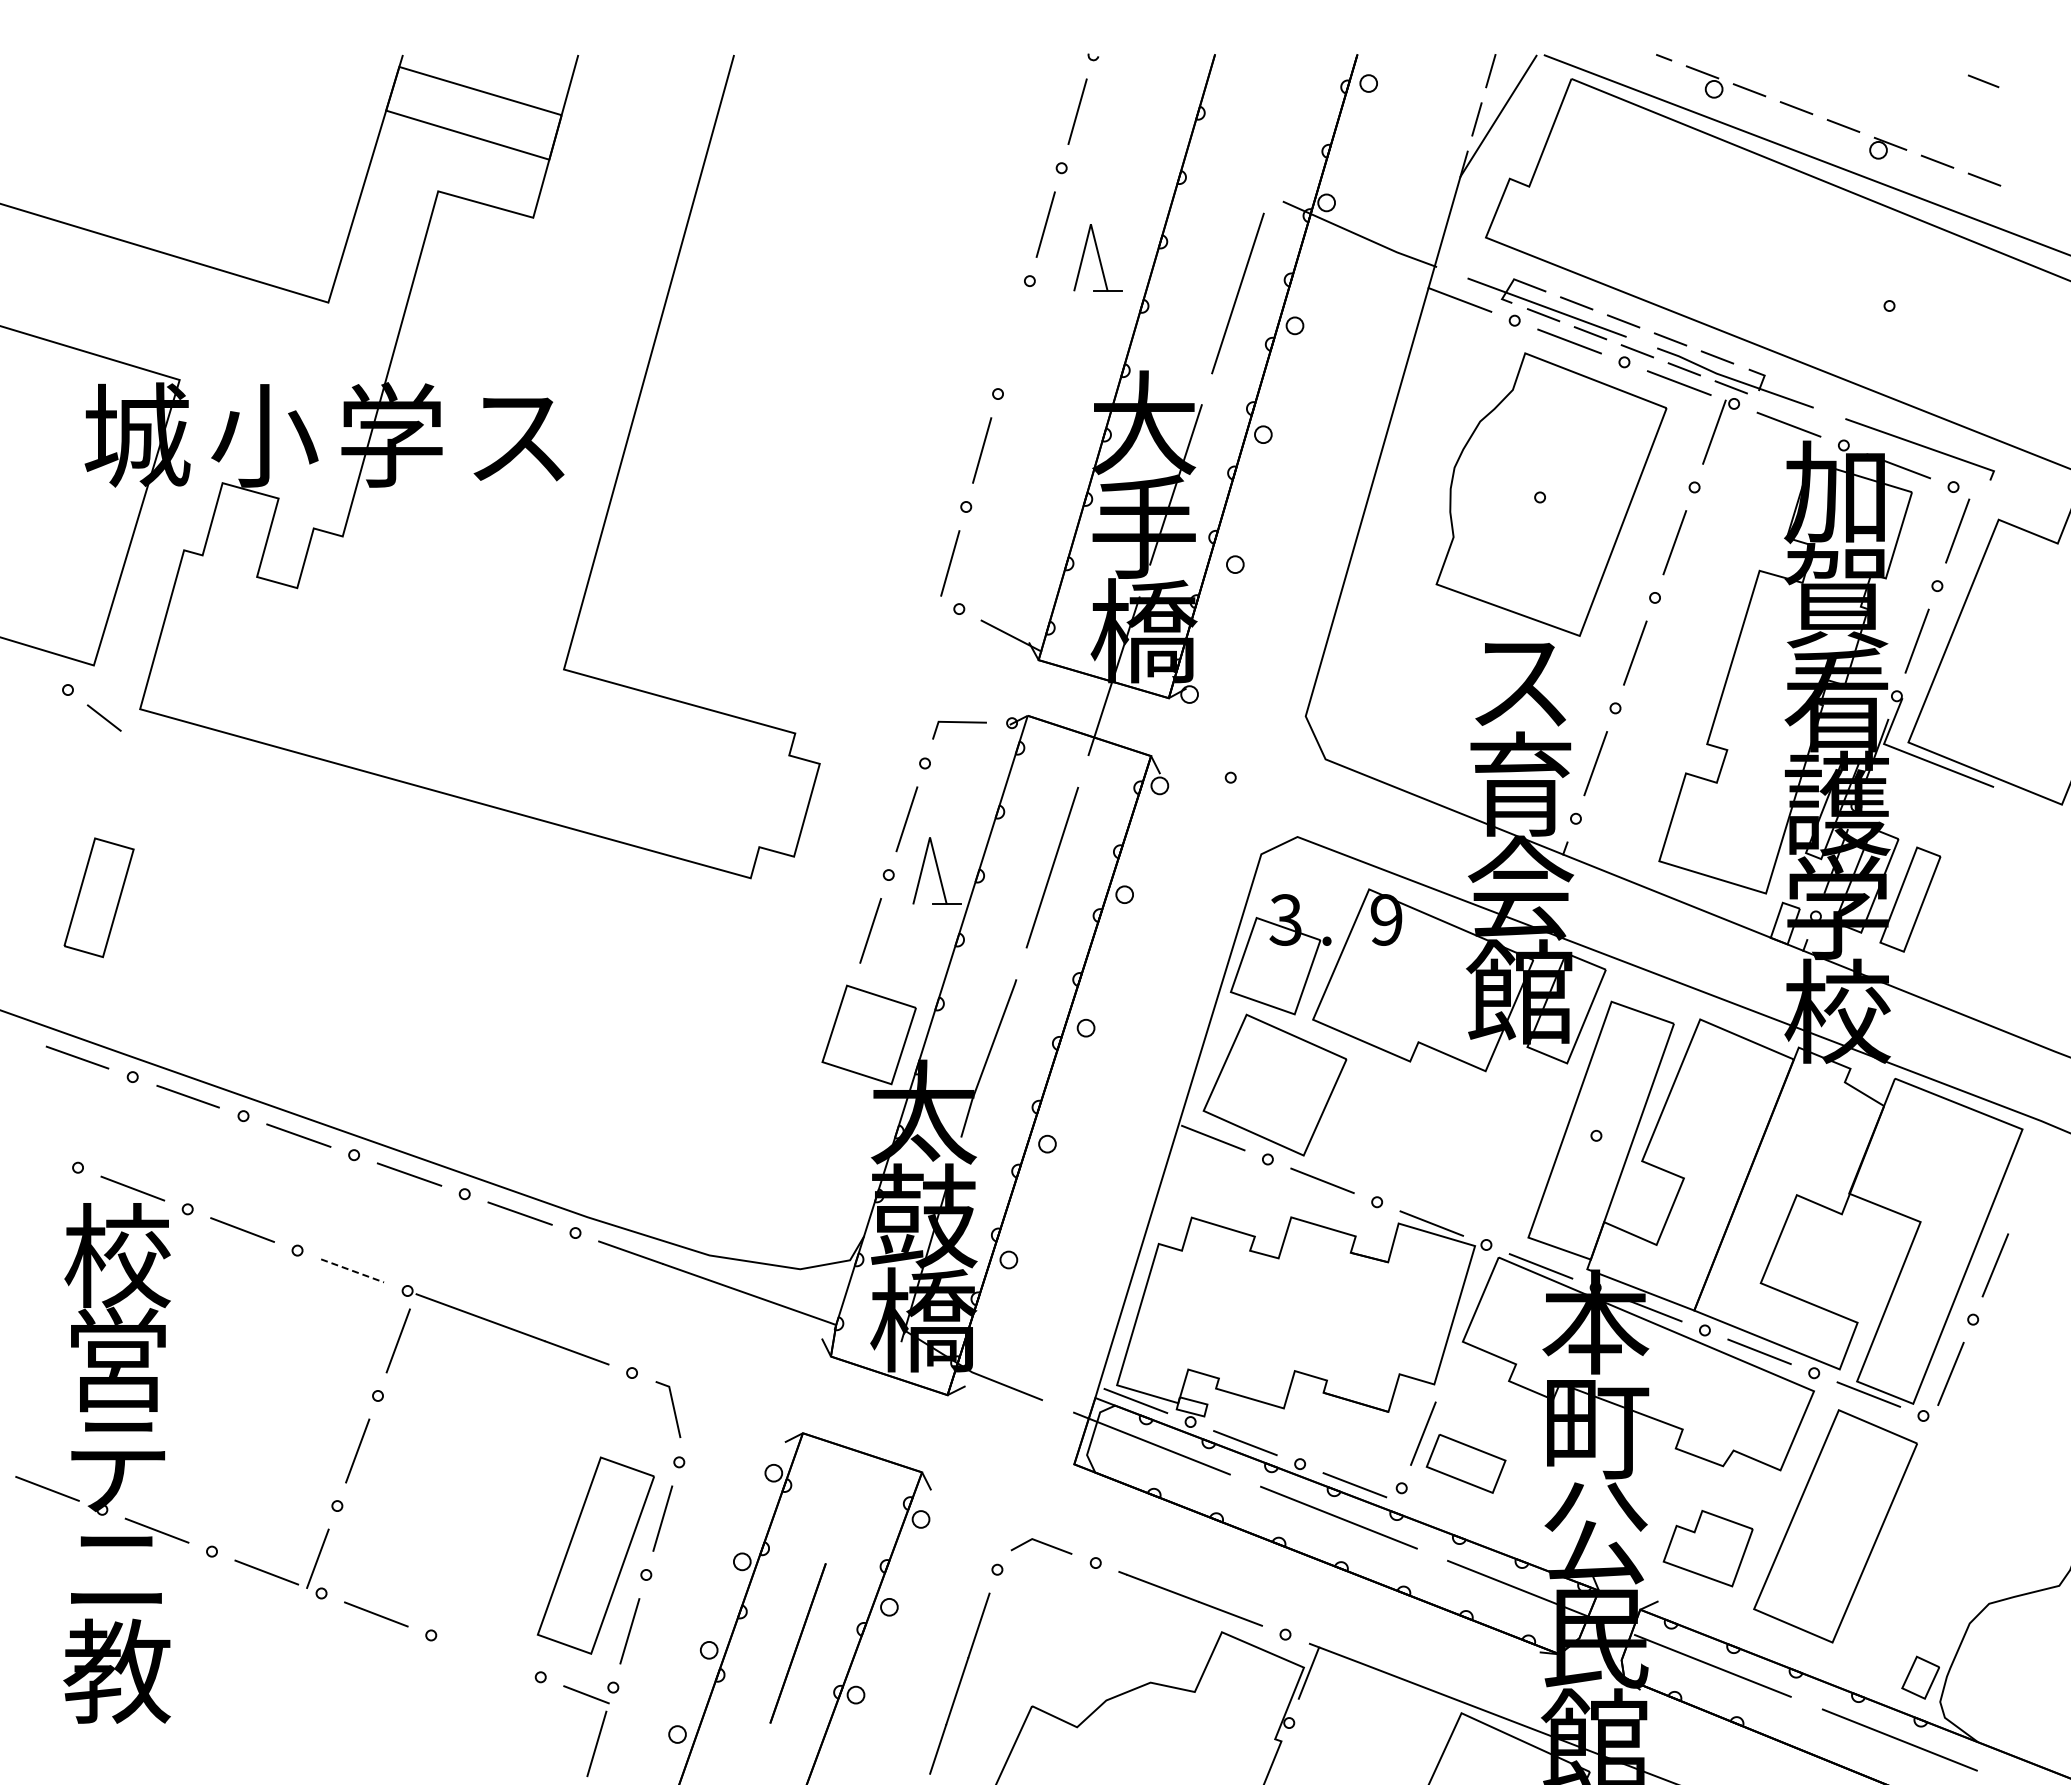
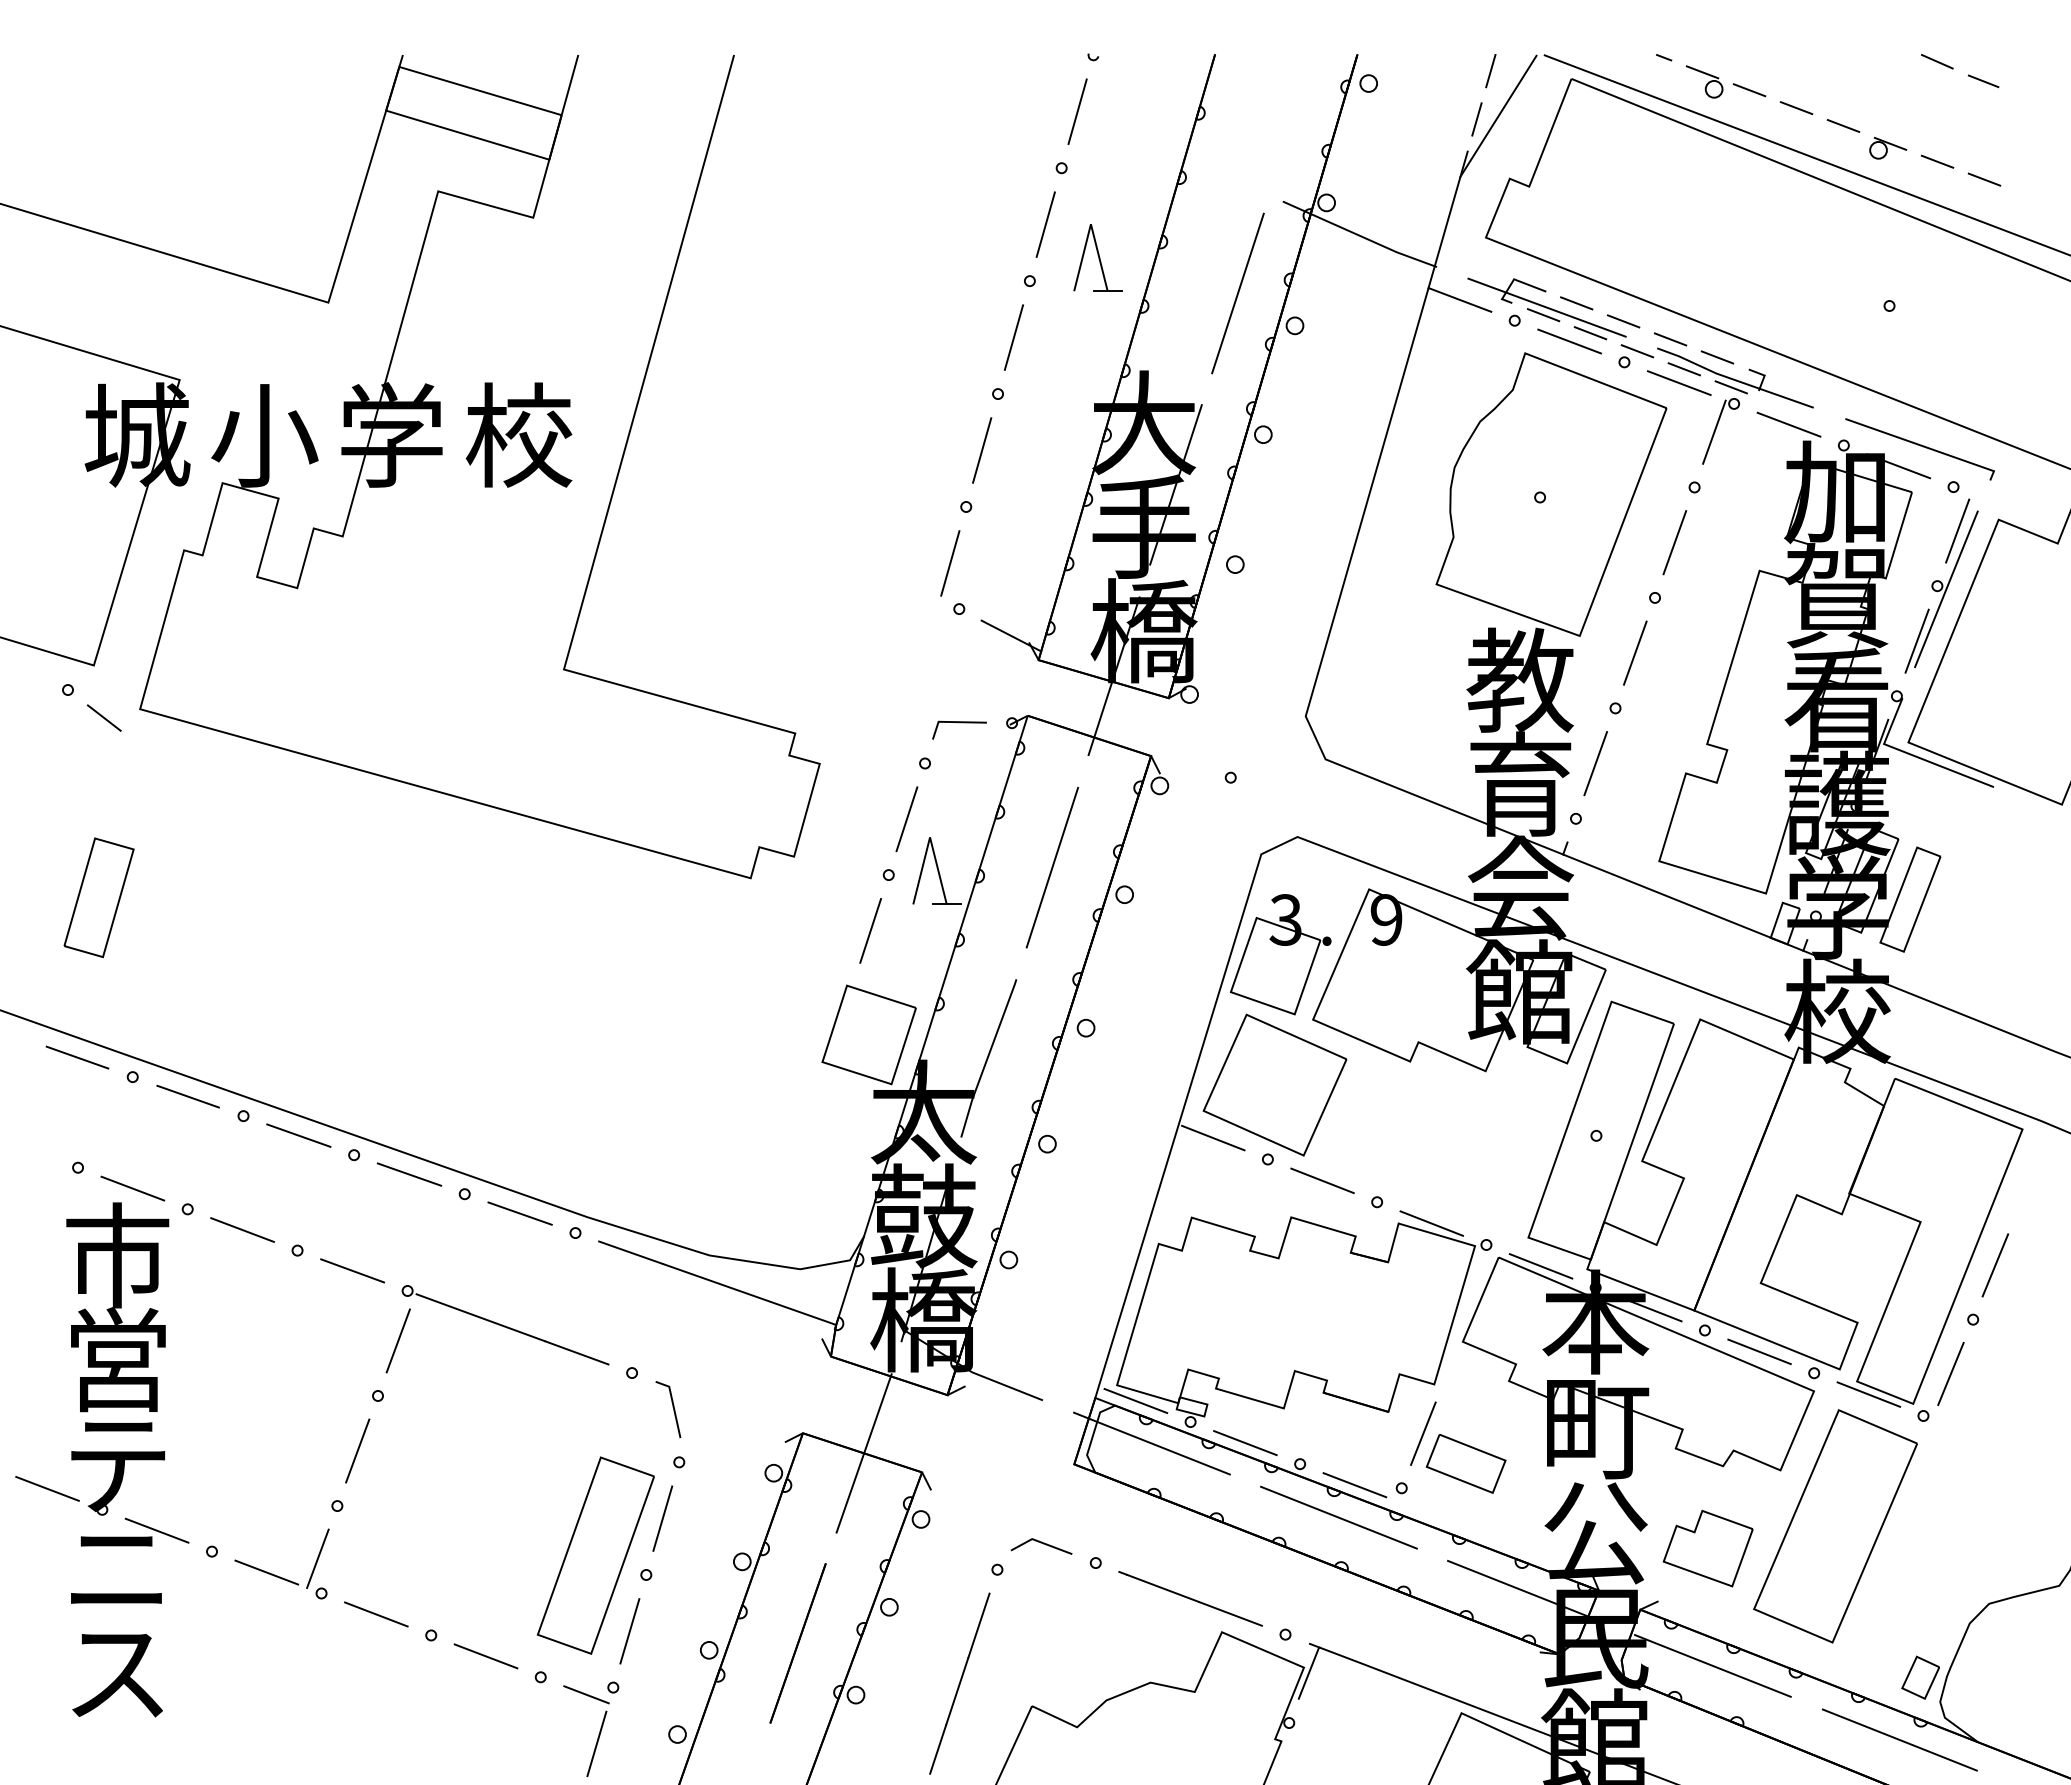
line: none -> present (1937, 61)
line: none -> present (1013, 337)
text: ス -> 校 (518, 434)
line: none -> present (1946, 589)
text: ス -> 教 (1519, 679)
text: 校 -> 市 (117, 1255)
line: dashed -> solid (353, 1271)
line: none -> present (863, 1453)
line: none -> present (485, 1656)
text: 教 -> ス (116, 1670)
